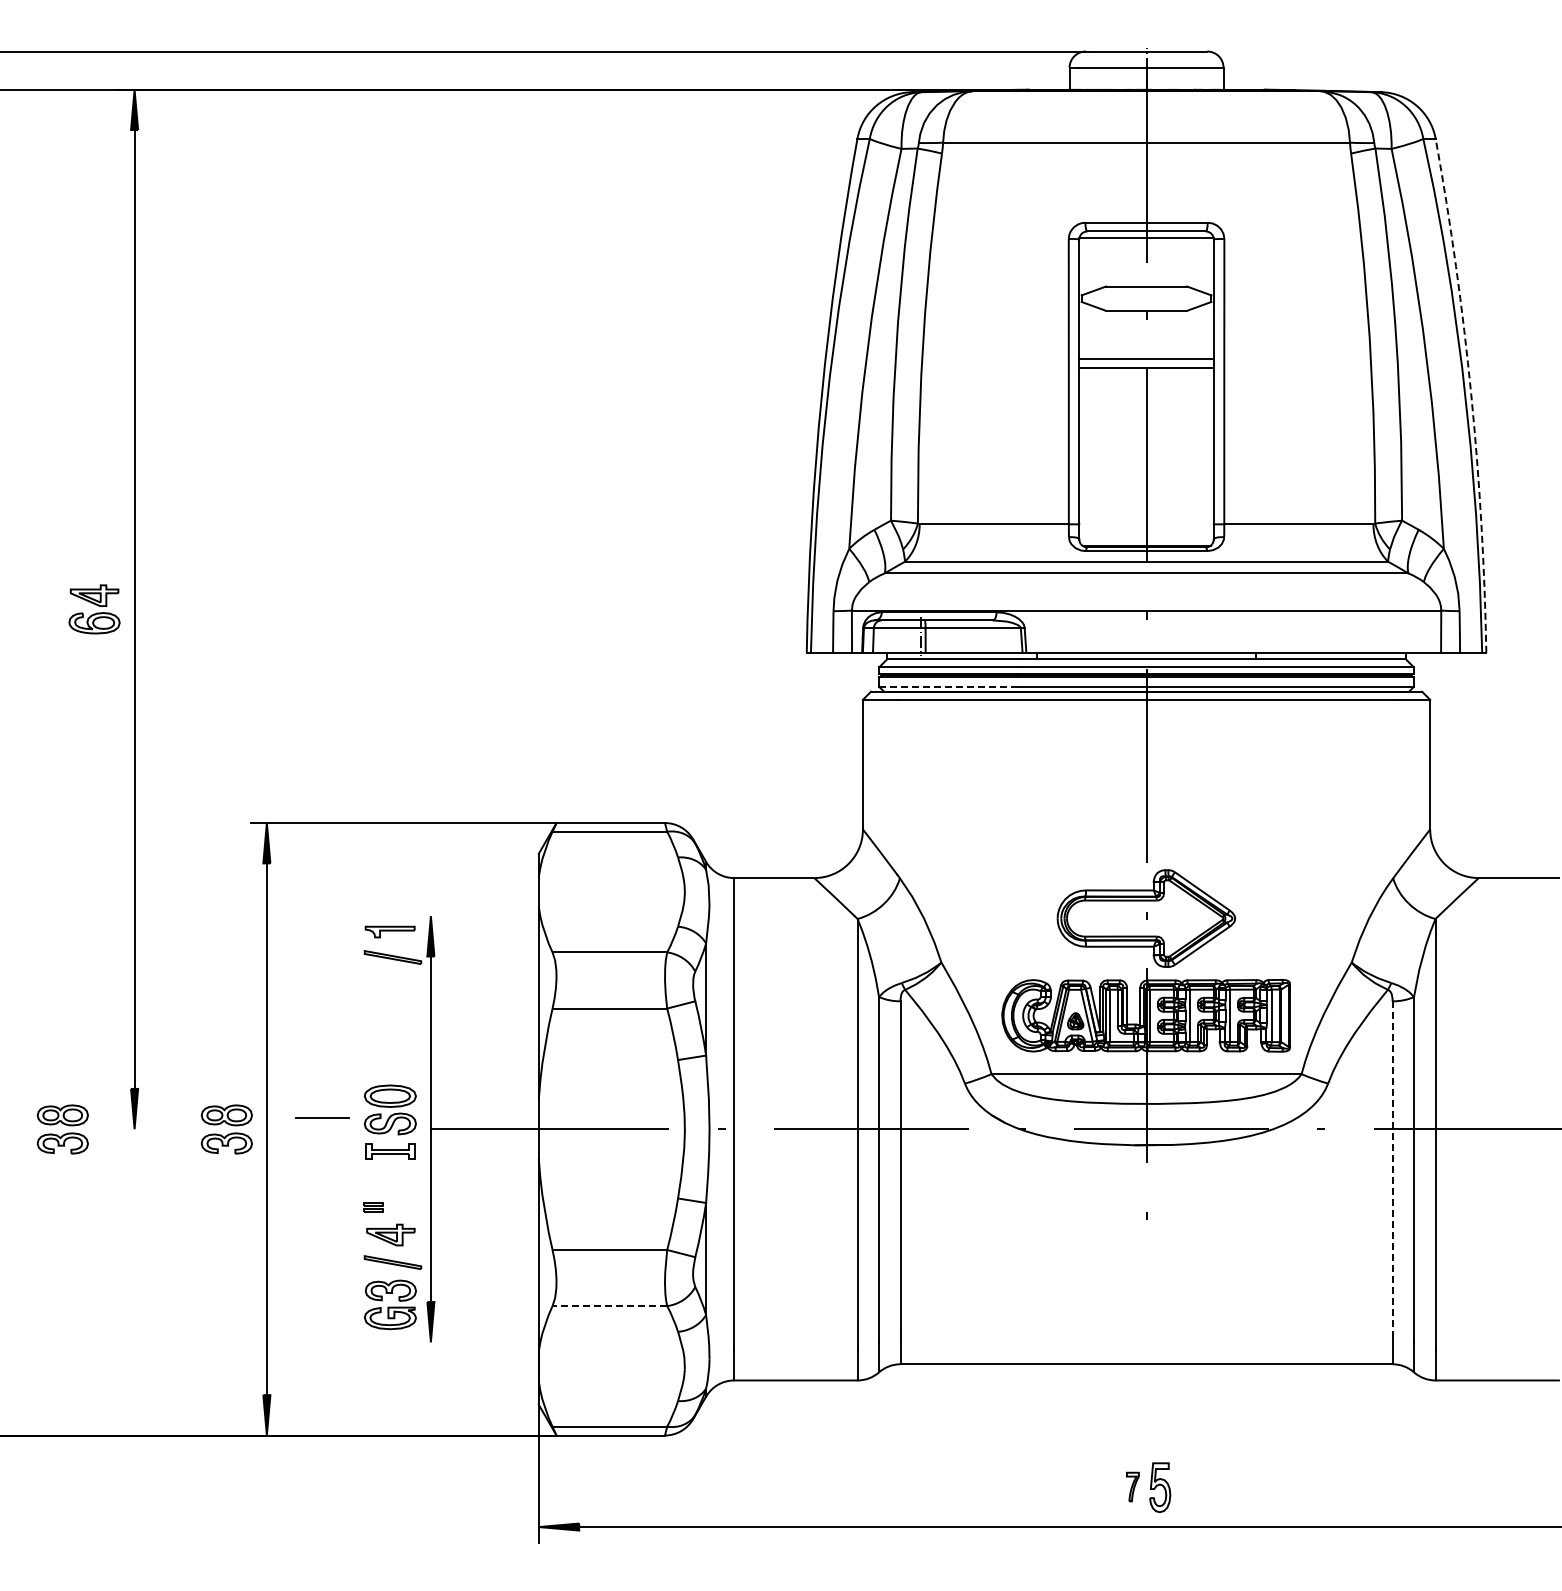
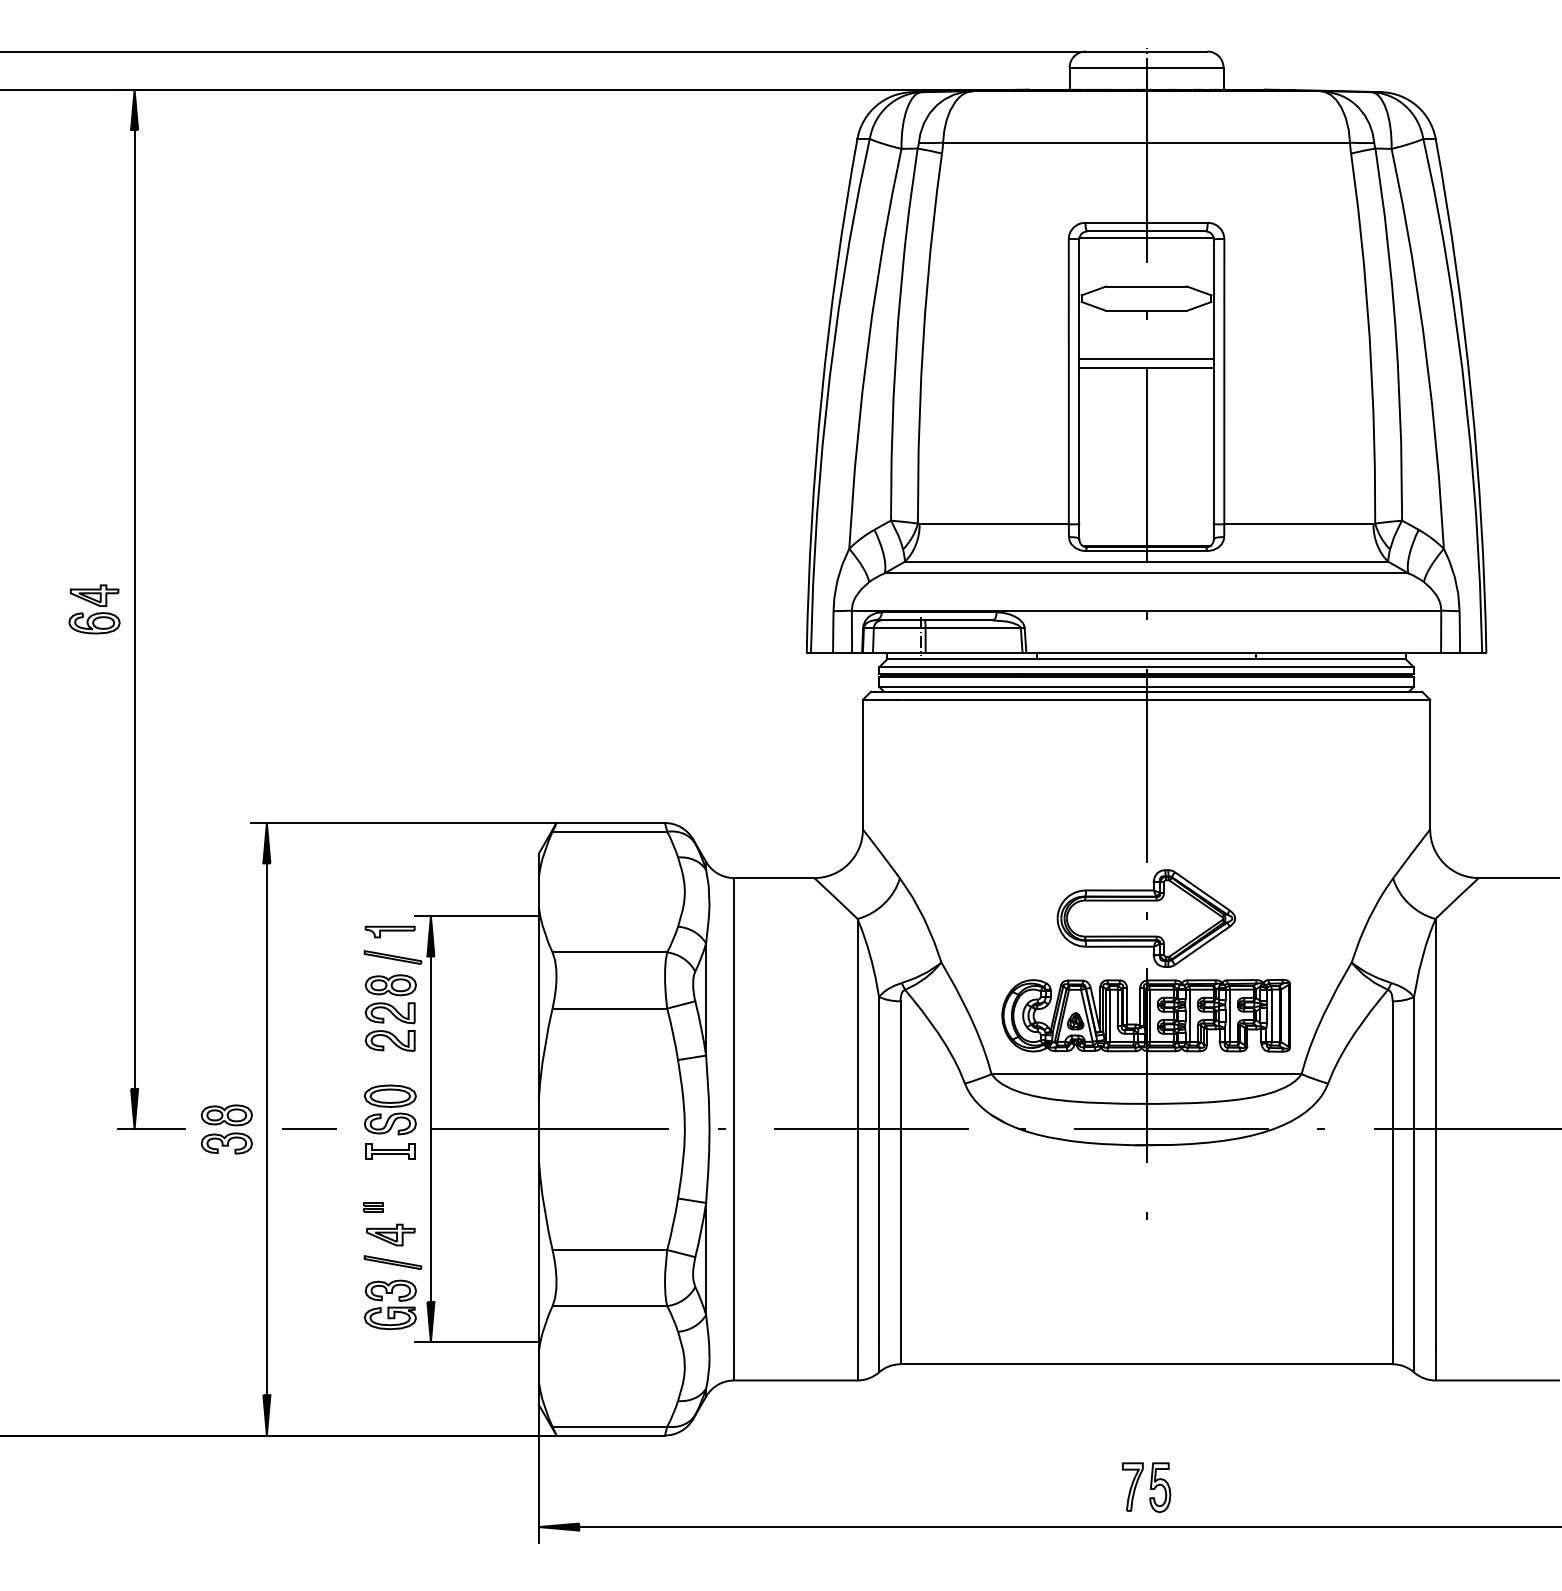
arc: dashed -> solid (1471, 394)
line: dashed -> solid (948, 686)
line: none -> present (477, 916)
part: none -> present (390, 1012)
line position: (322, 1117) -> (309, 1128) (309, 1128)
part: present -> none (62, 1129)
line: none -> present (151, 1129)
line: dashed -> solid (1392, 1168)
line: dashed -> solid (609, 1306)
line: none -> present (477, 1342)
part size: 14x32 px -> 22x50 px (1132, 1486)
